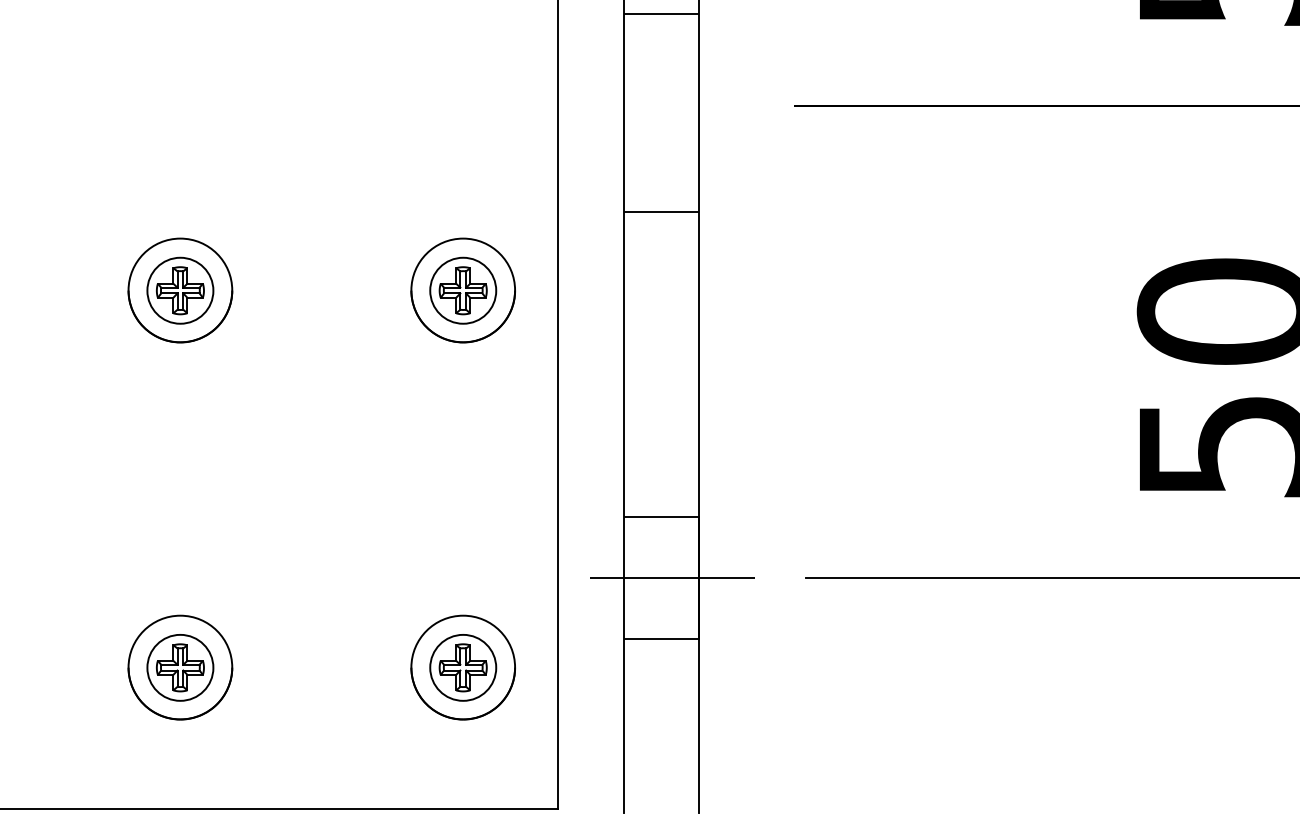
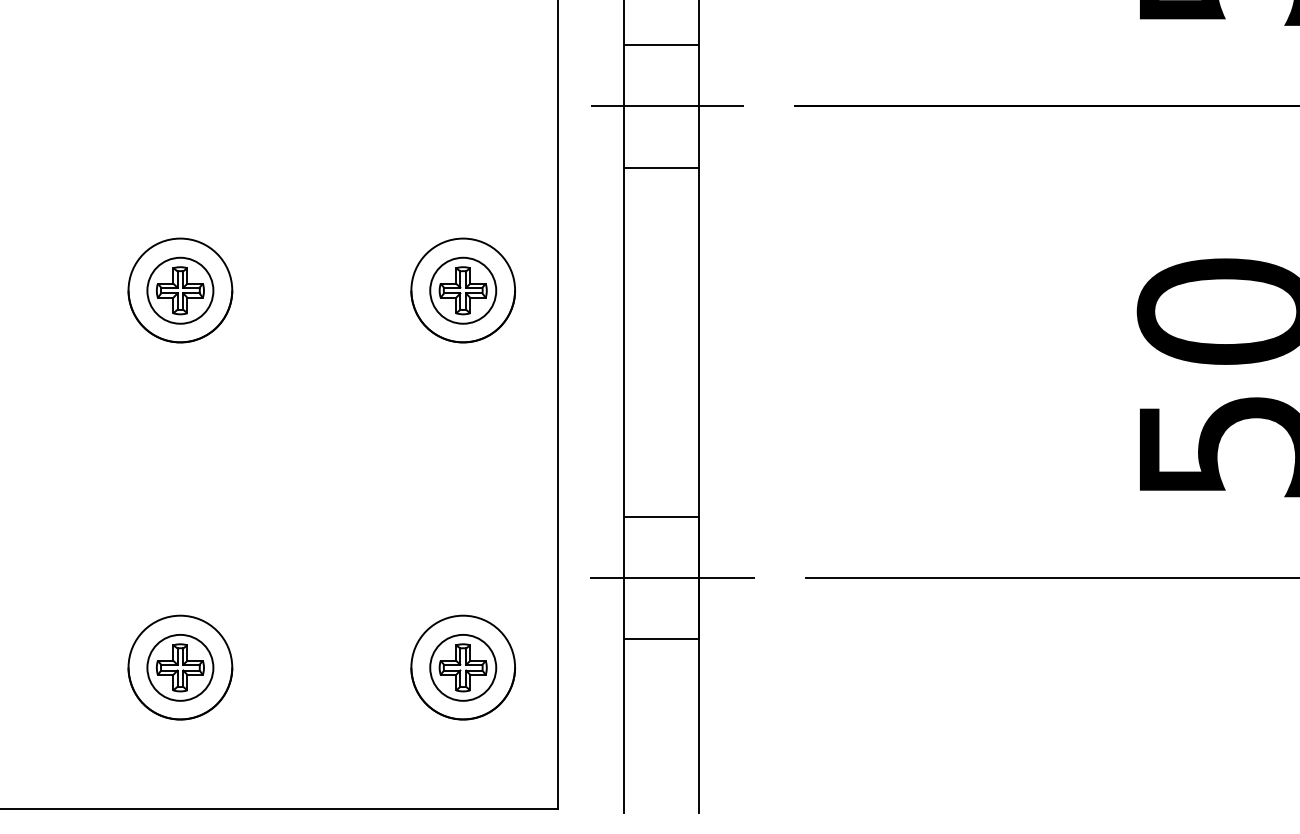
line position: (661, 14) -> (661, 45) (661, 45)
line: none -> present (666, 106)
line position: (661, 211) -> (661, 167) (661, 167)
